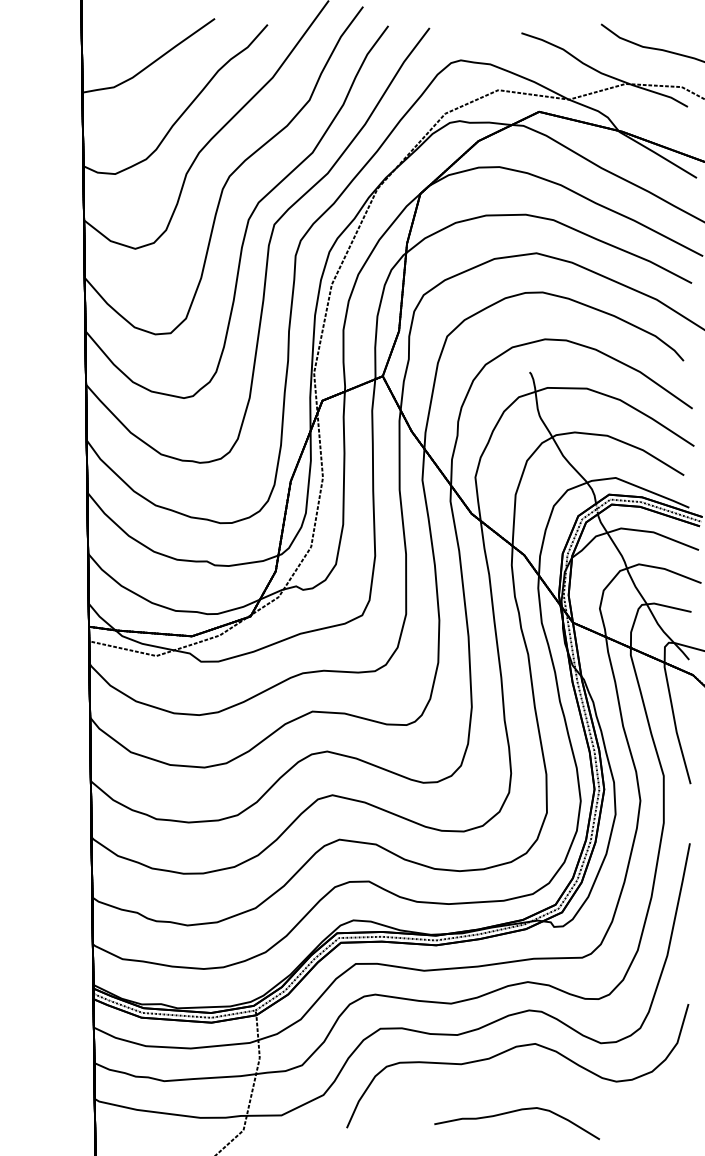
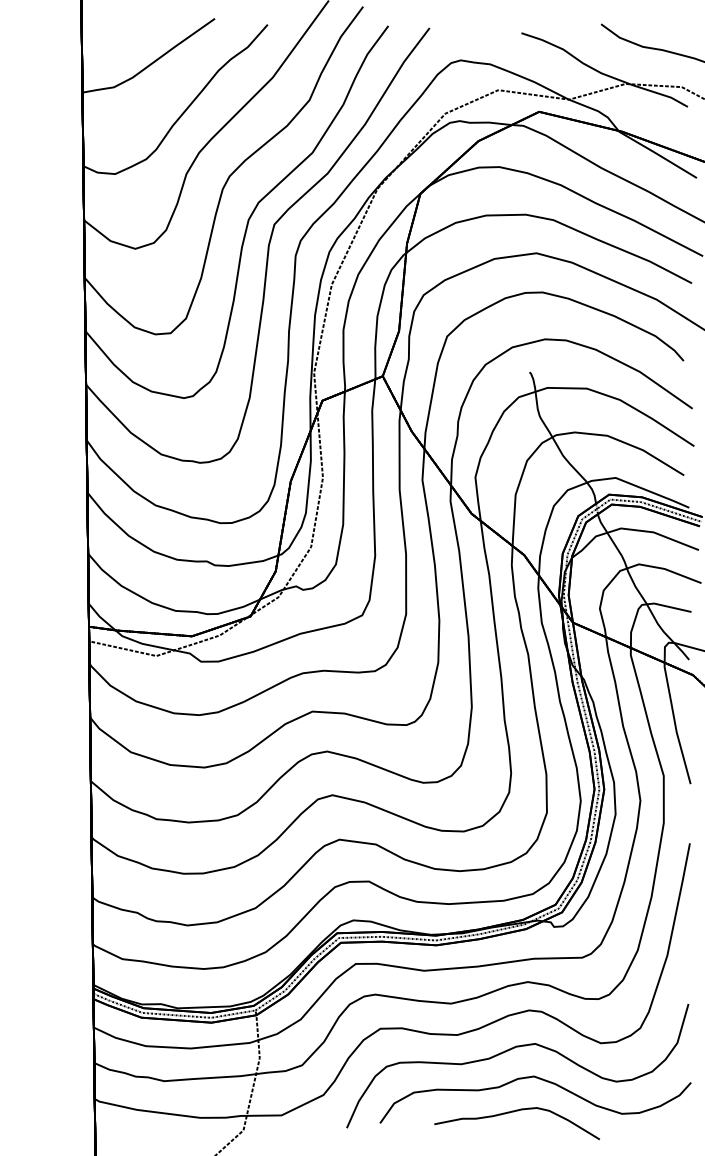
part: none -> present (541, 1080)
